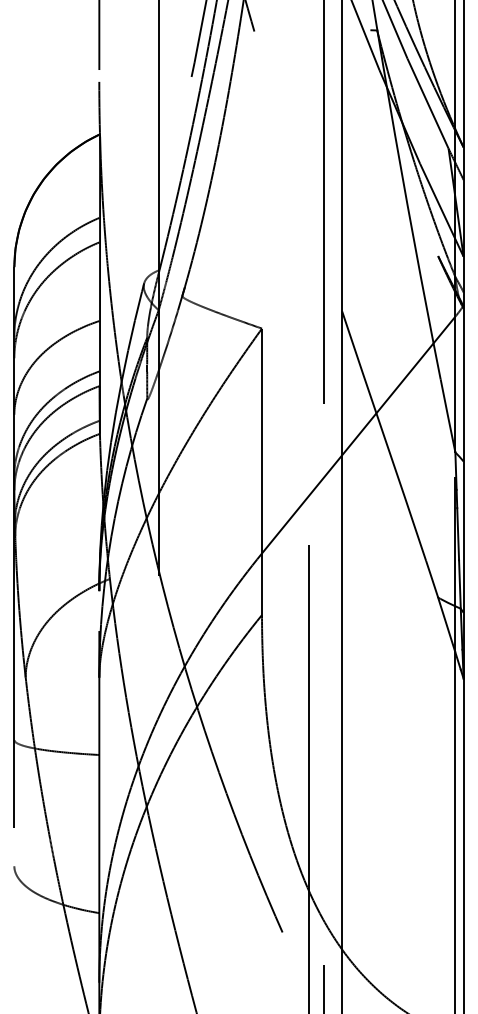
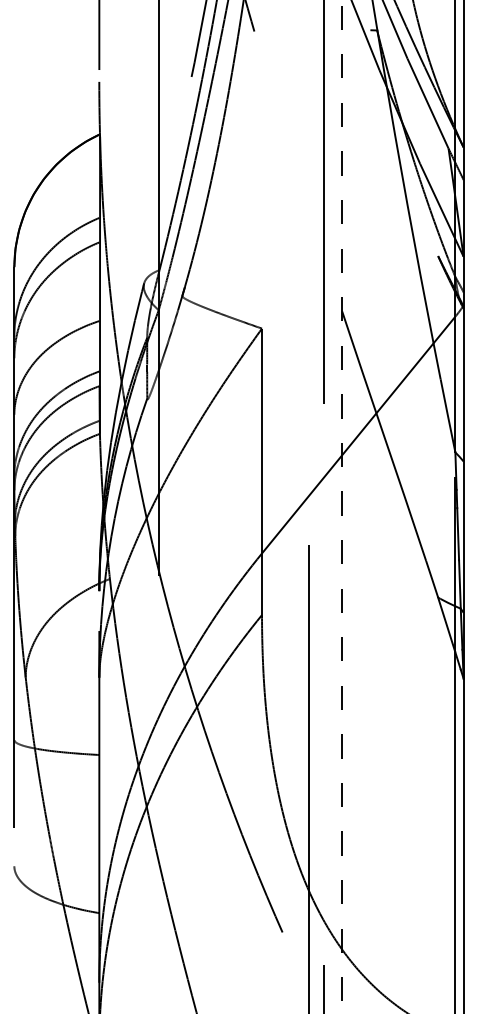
line: solid -> dashed (342, 506)
